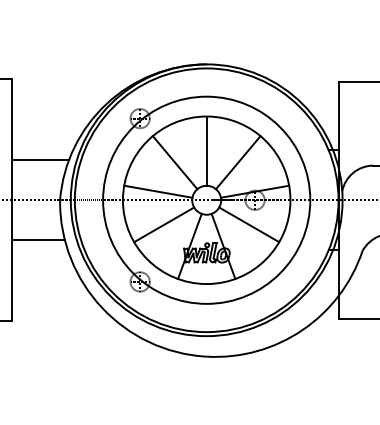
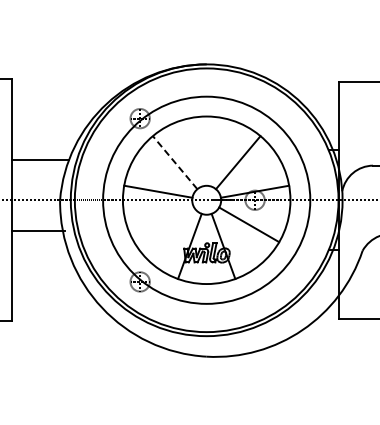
line: present -> none (206, 150)
line: solid -> dashed (175, 162)
line: present -> none (164, 224)
line position: (37, 240) -> (37, 231) (37, 231)
